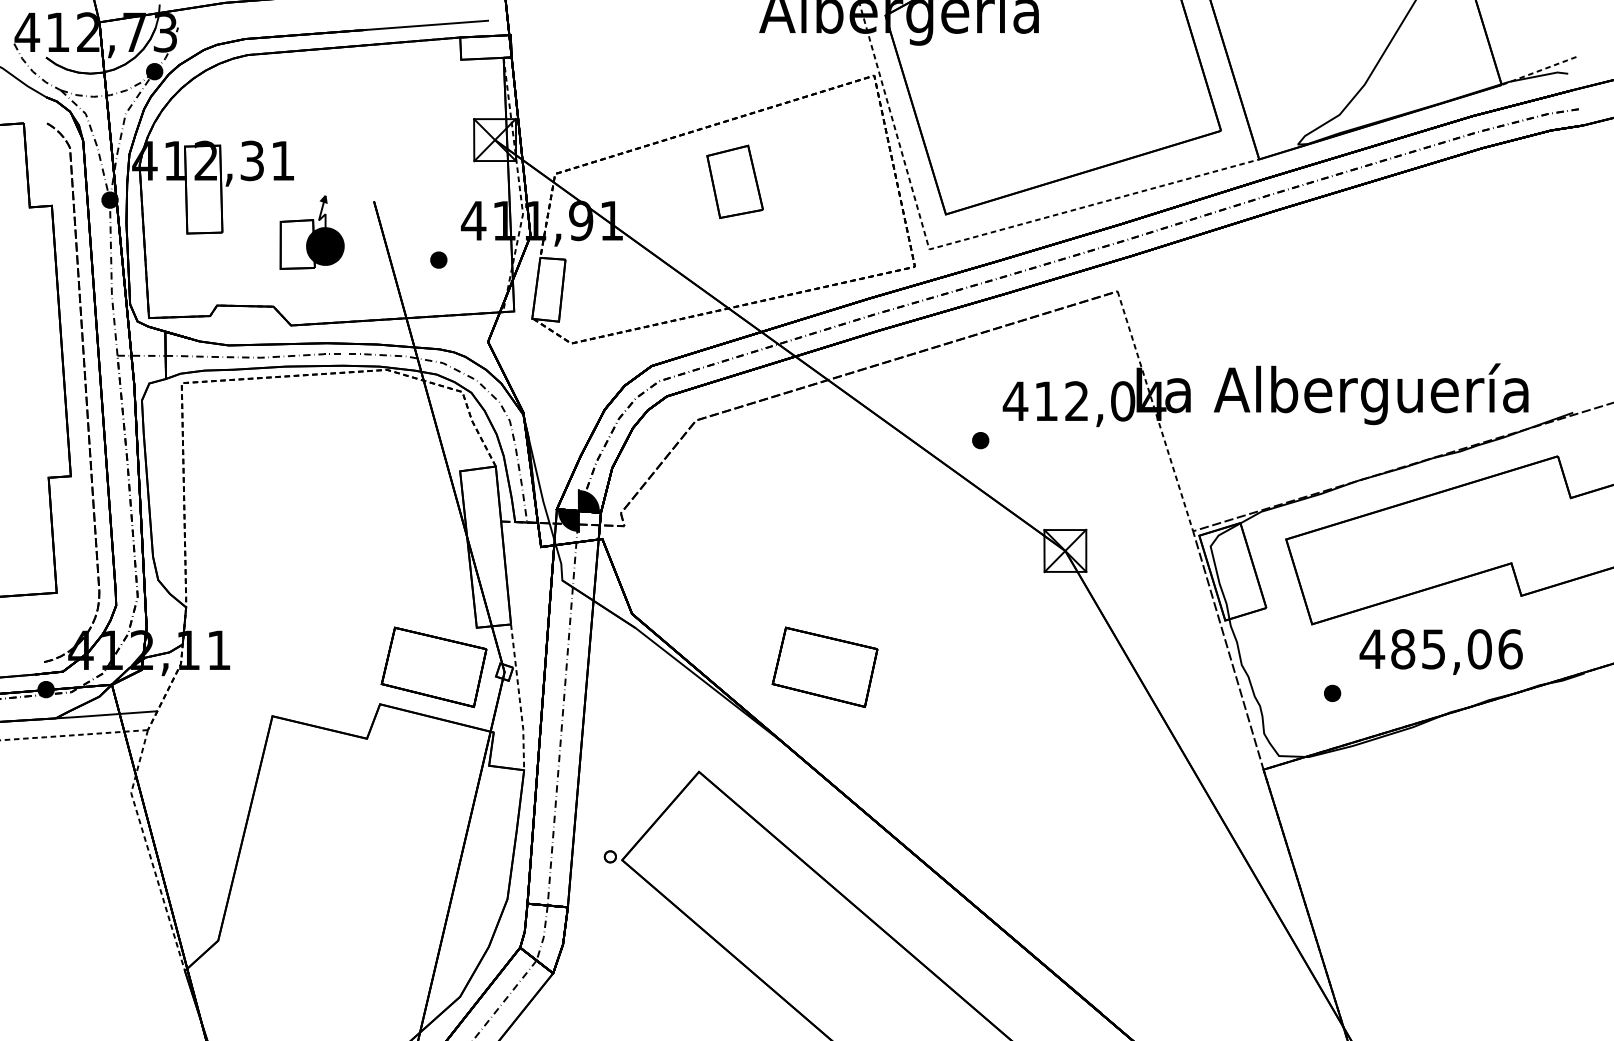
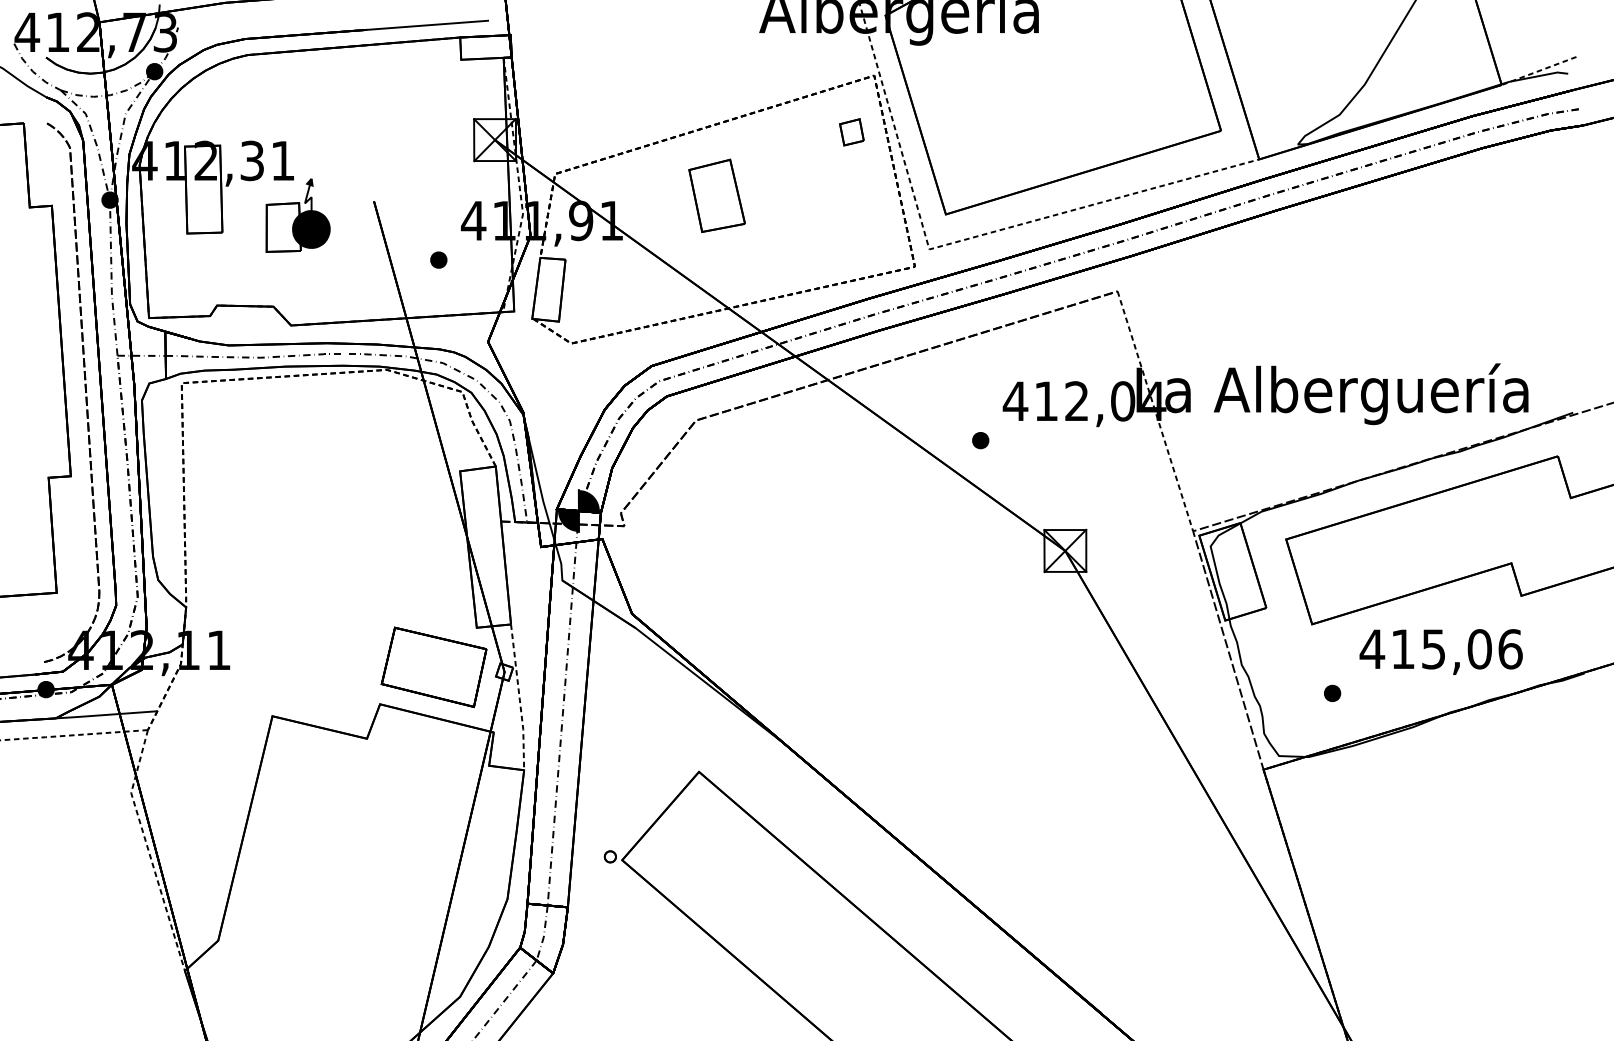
part: none -> present (851, 132)
part position: (734, 181) -> (716, 195) (716, 195)
part position: (311, 232) -> (297, 215) (297, 215)
text: 485,06 -> 415,06 (1403, 649)
part: present -> none (824, 666)
